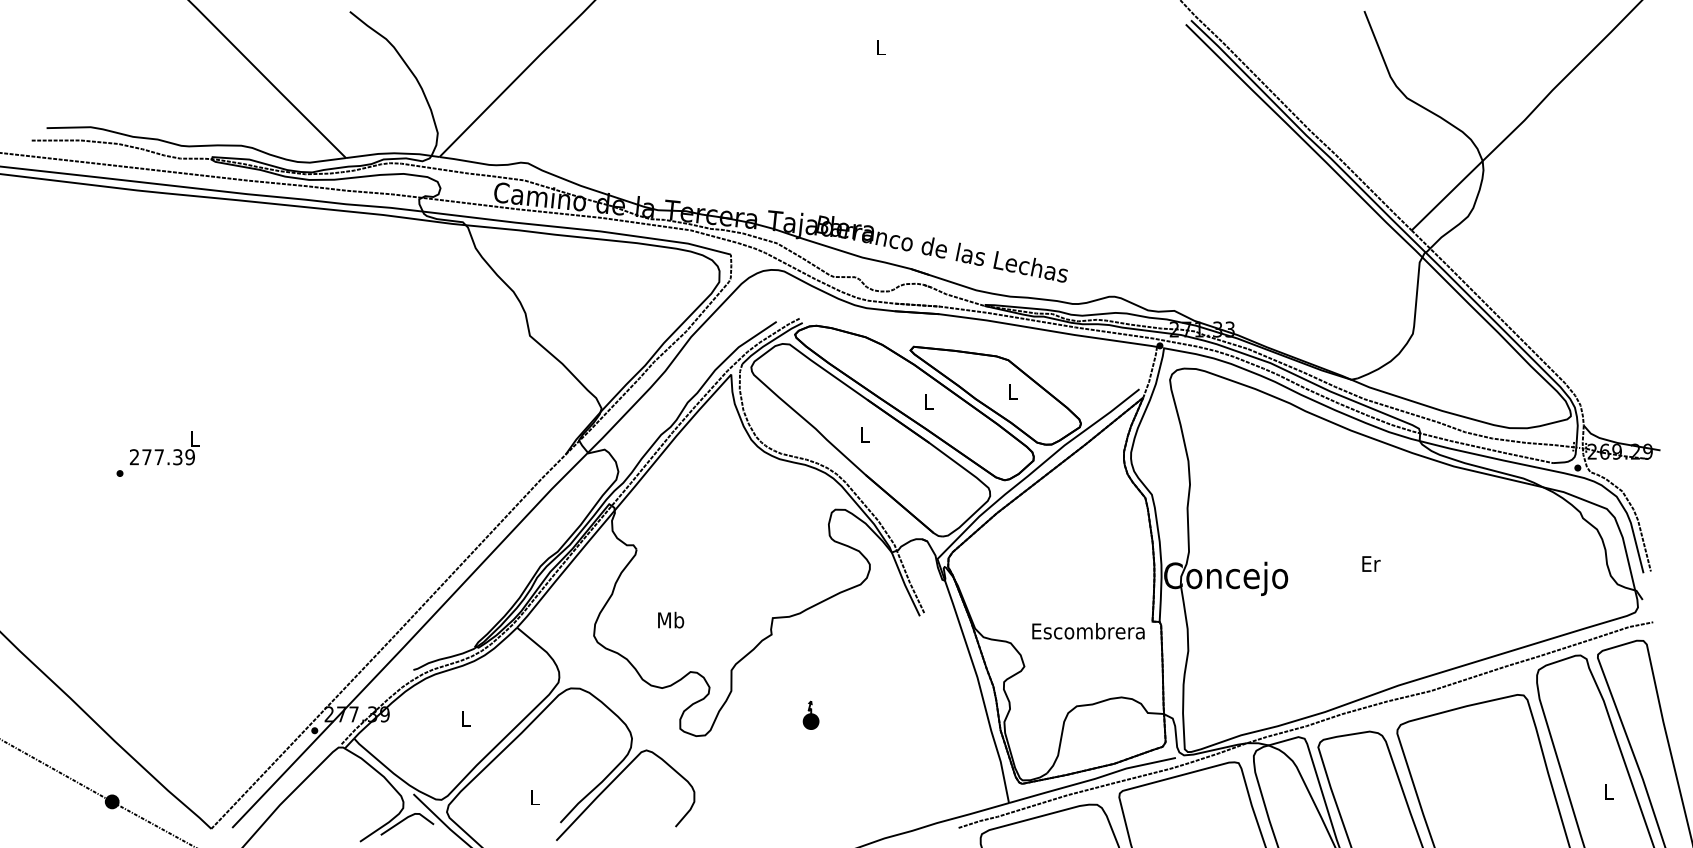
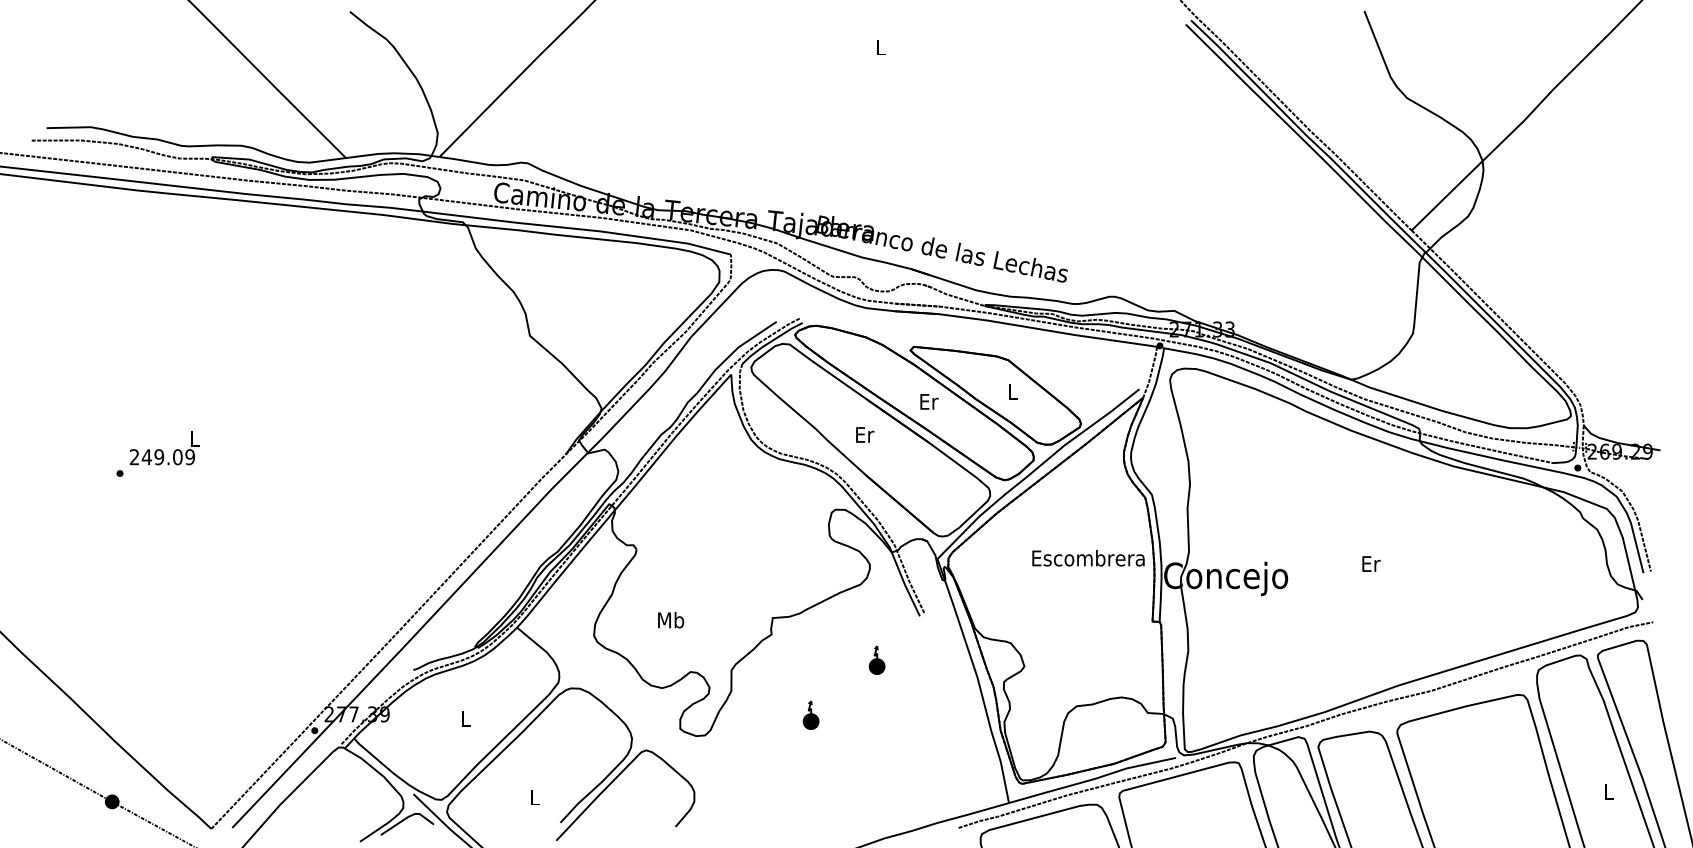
text: L -> Er (929, 401)
text: L -> Er (865, 434)
text: 277.39 -> 249.09 (161, 457)
text position: (1088, 631) -> (1088, 558) (1088, 558)
part: none -> present (876, 659)
